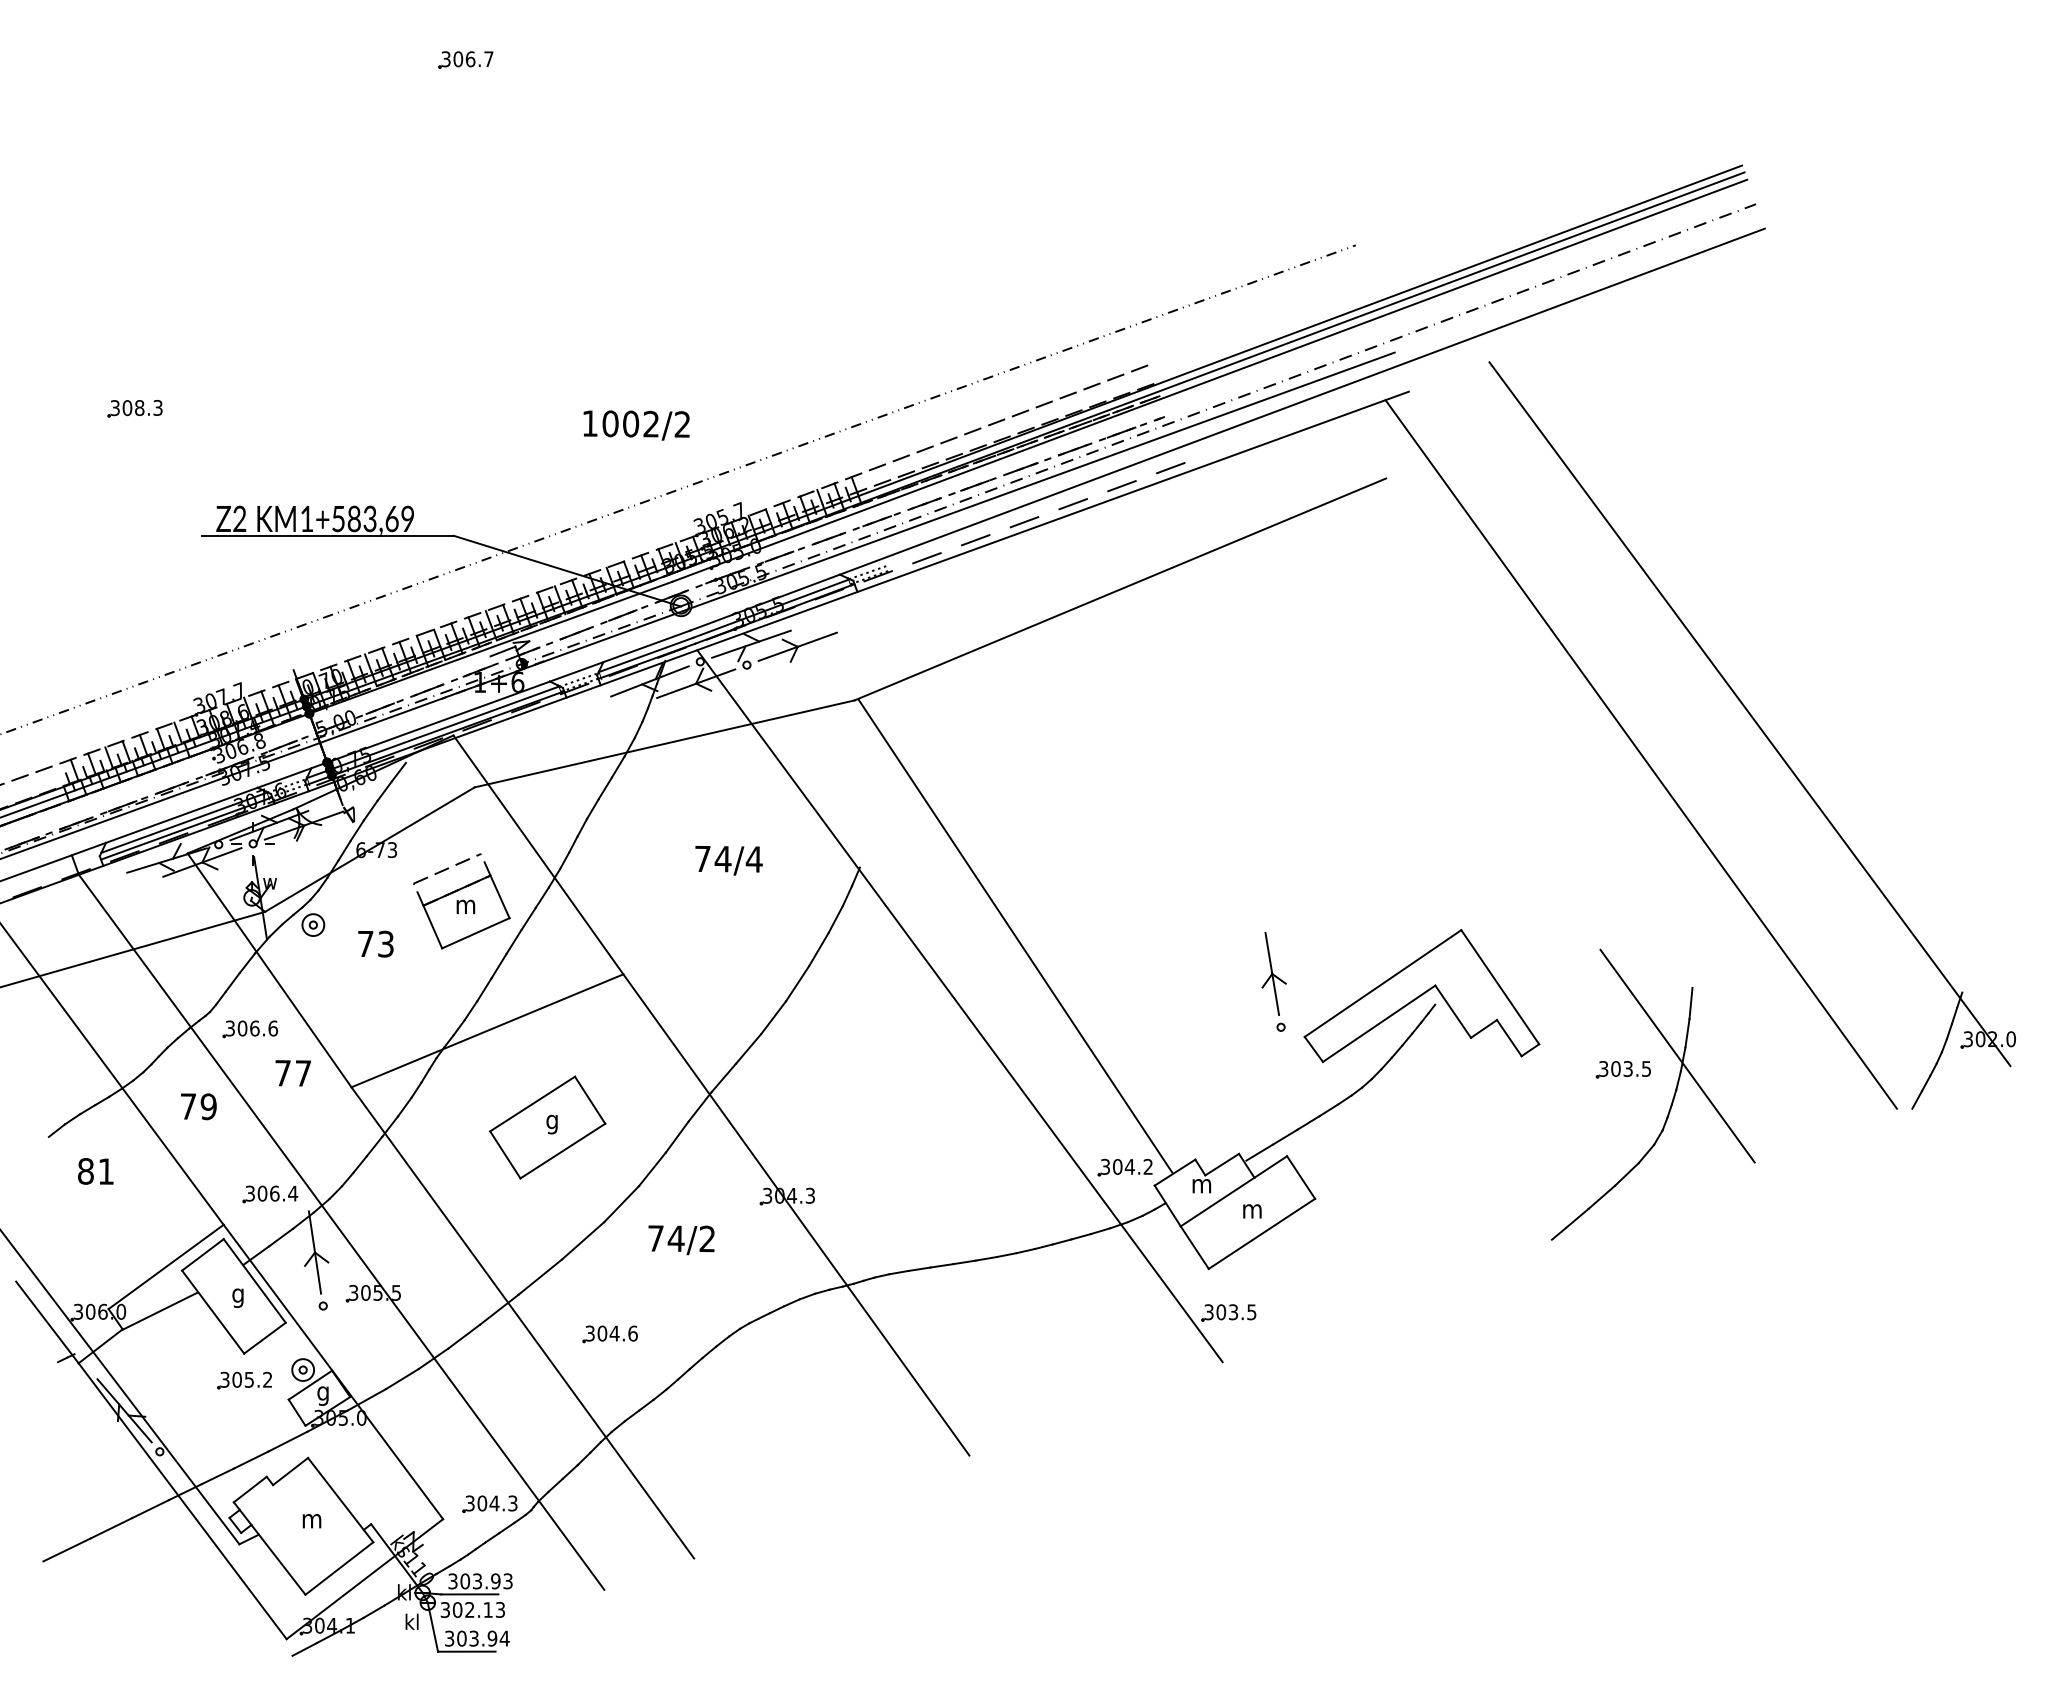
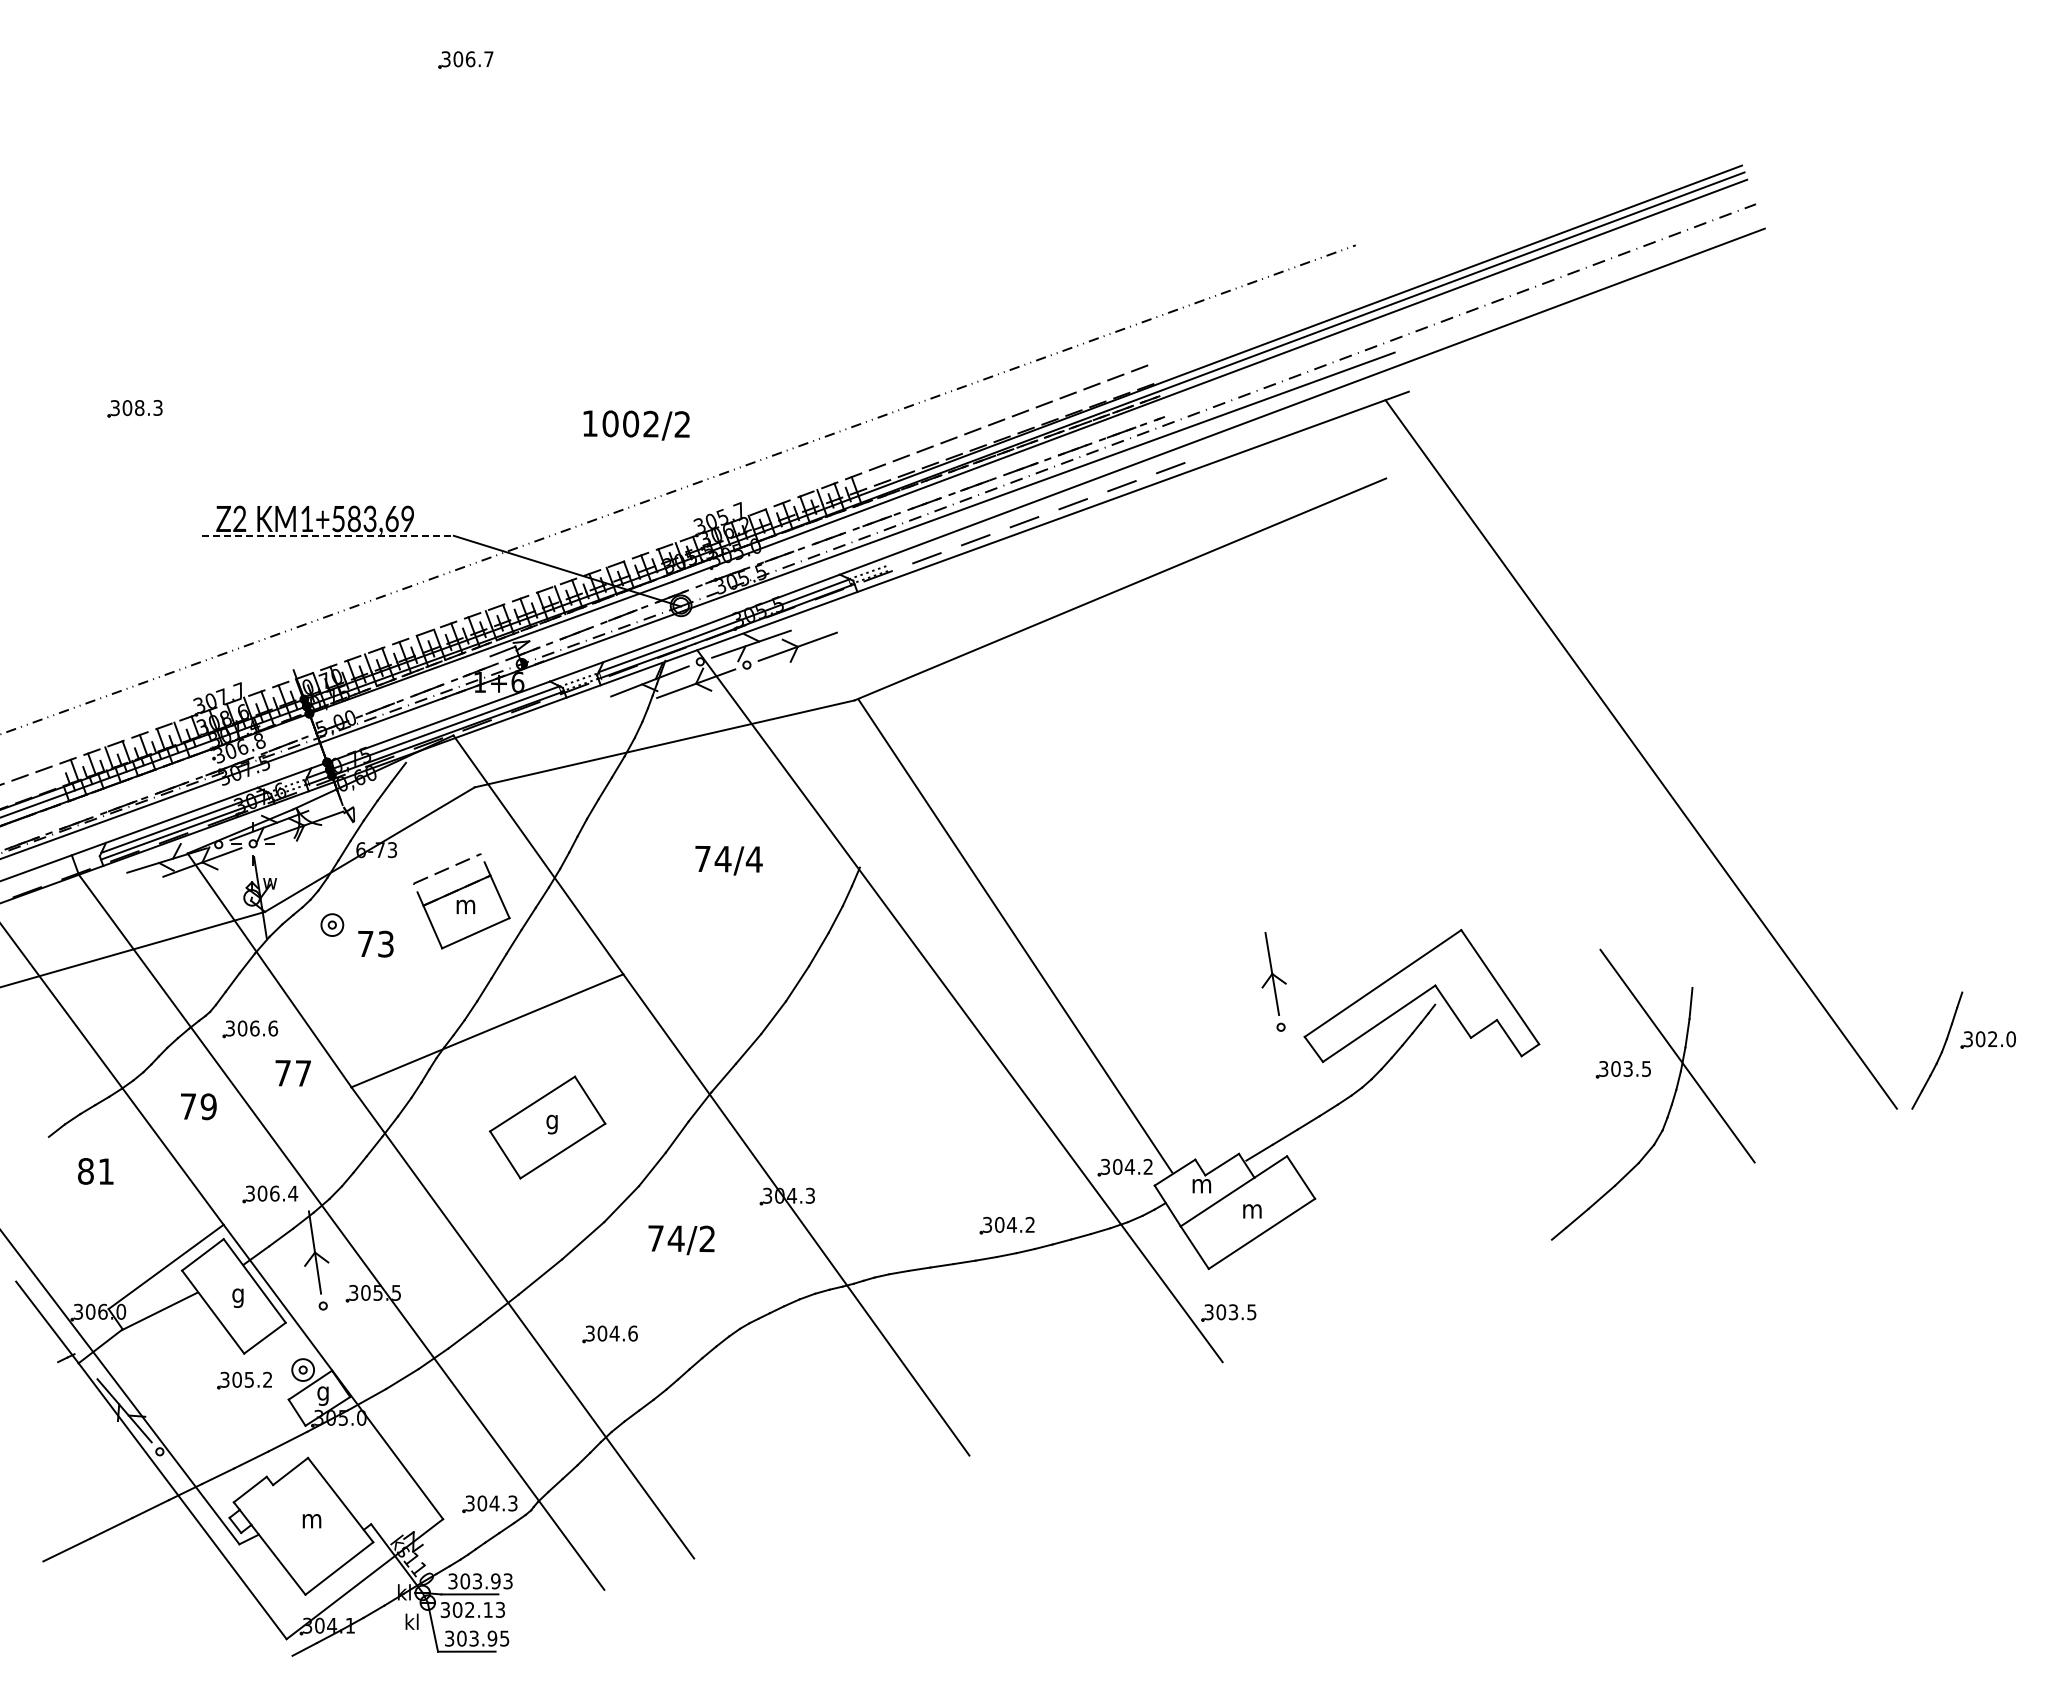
line: solid -> dashed (328, 535)
line: present -> none (1749, 714)
part position: (313, 924) -> (332, 924) (332, 924)
part: none -> present (1006, 1225)
text: 303.94 -> 303.95 (504, 1638)
